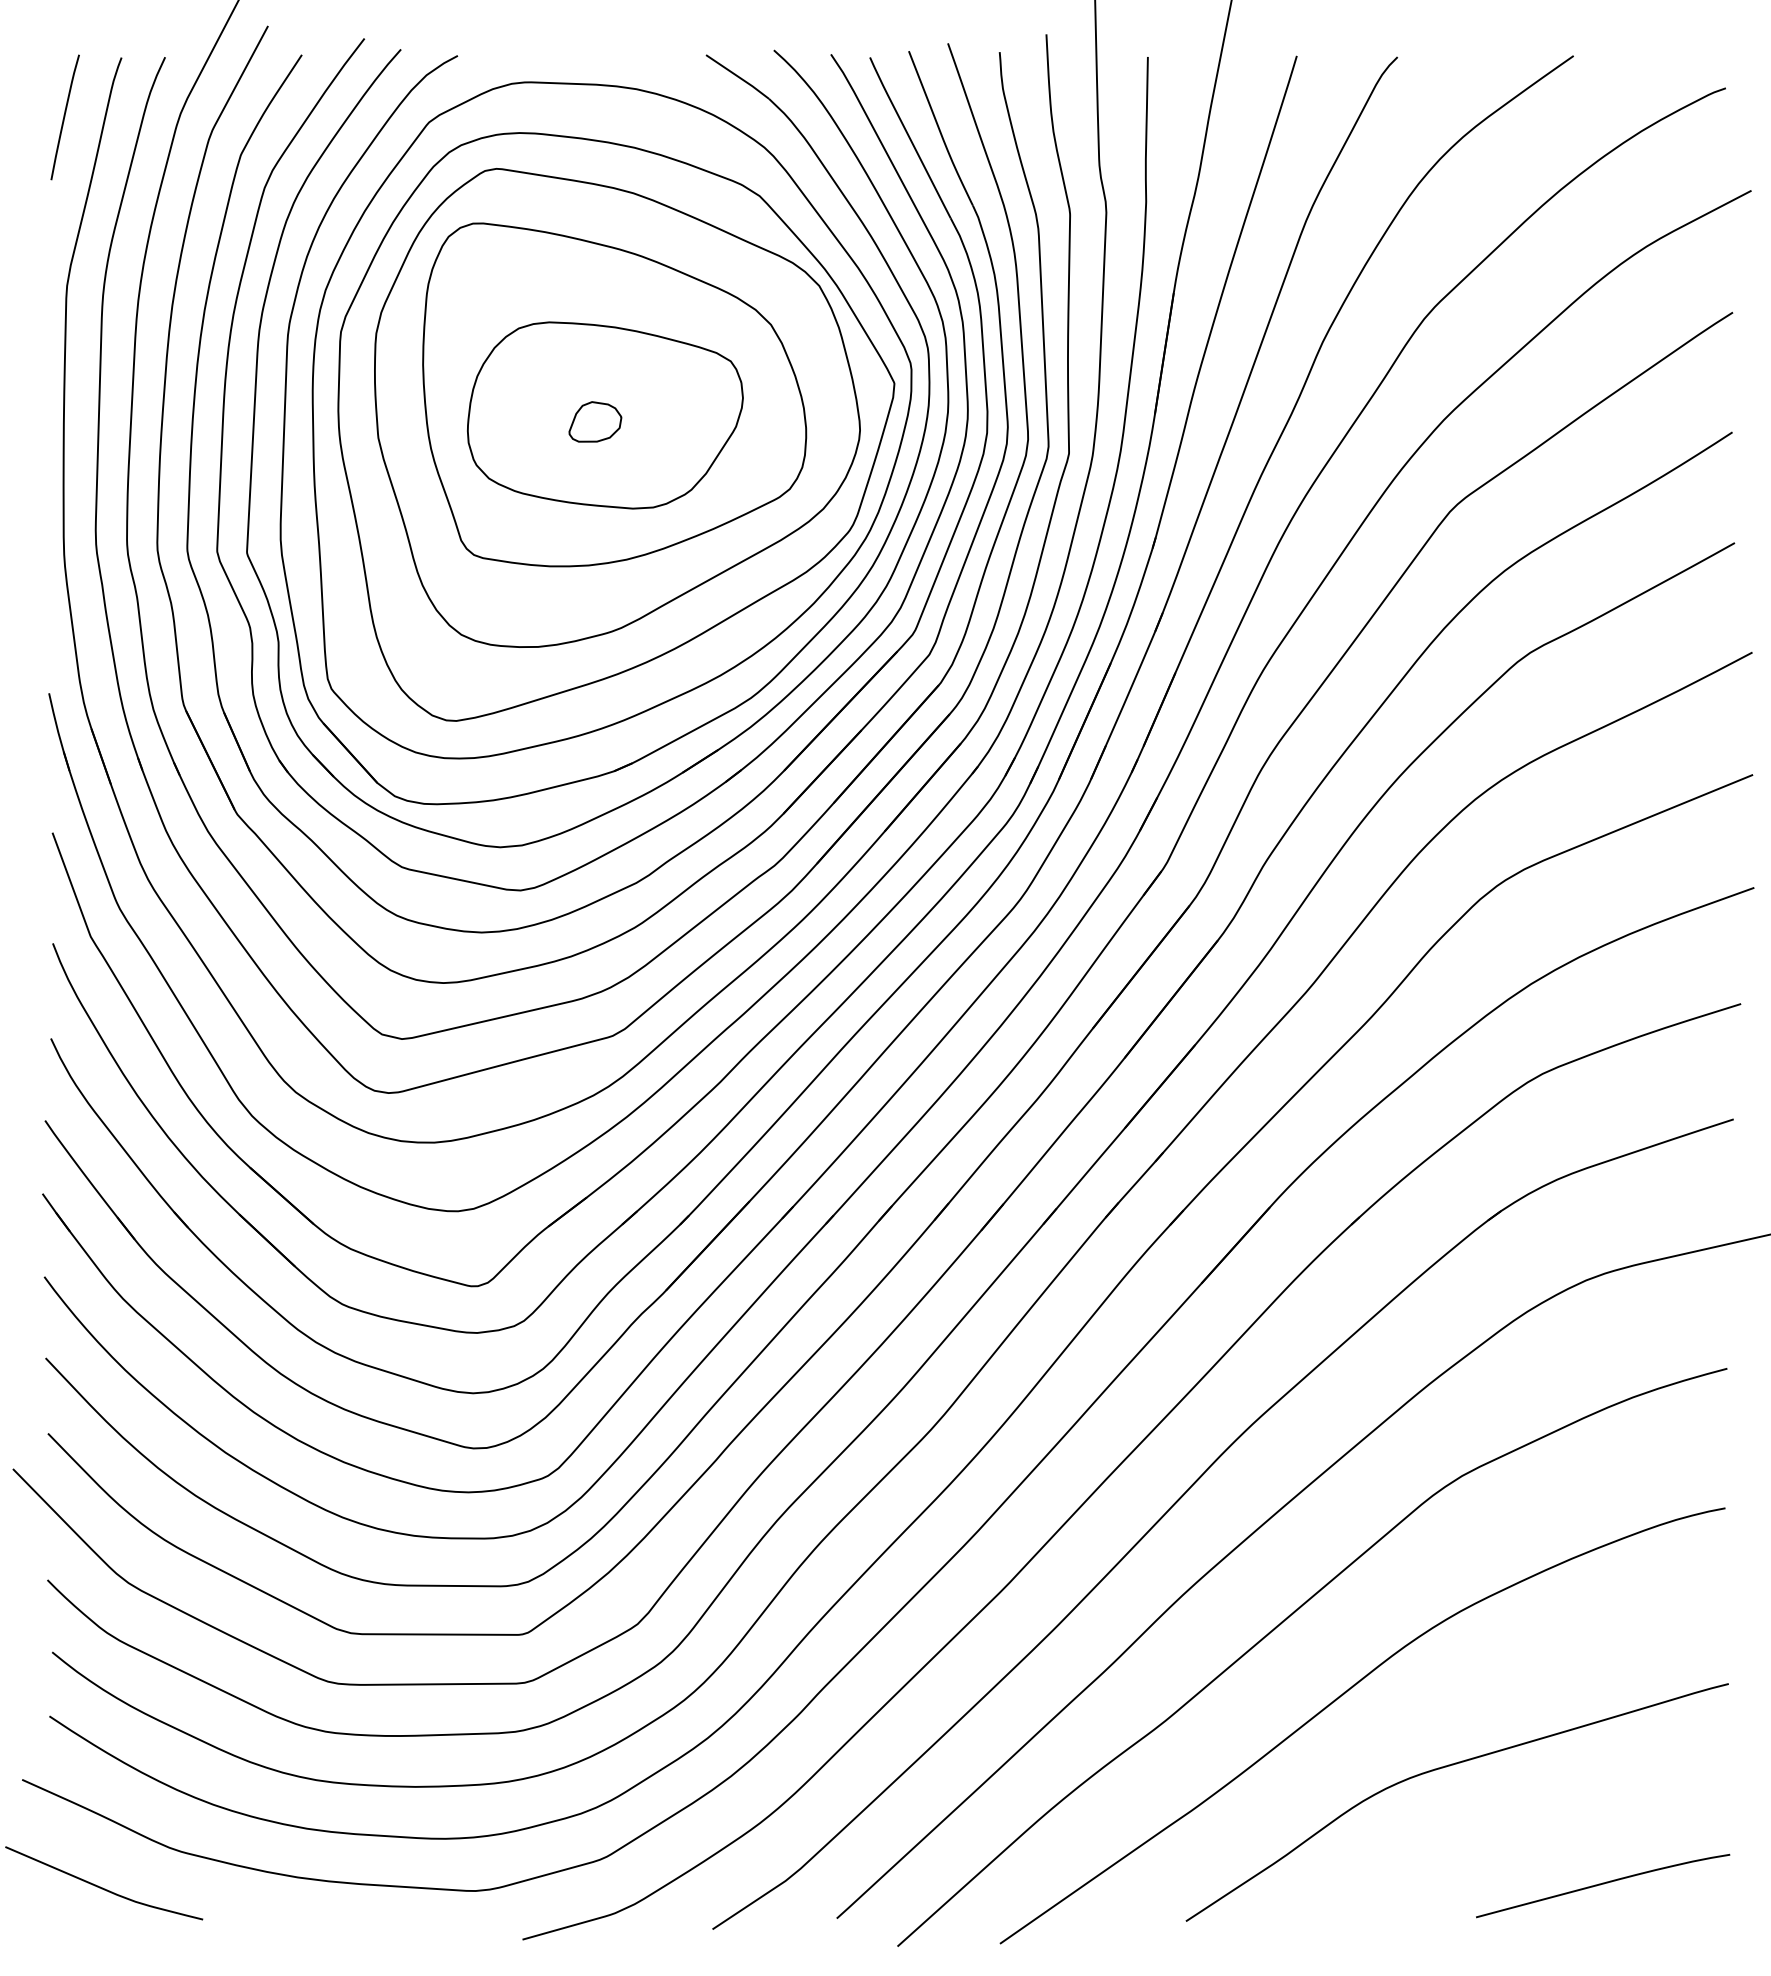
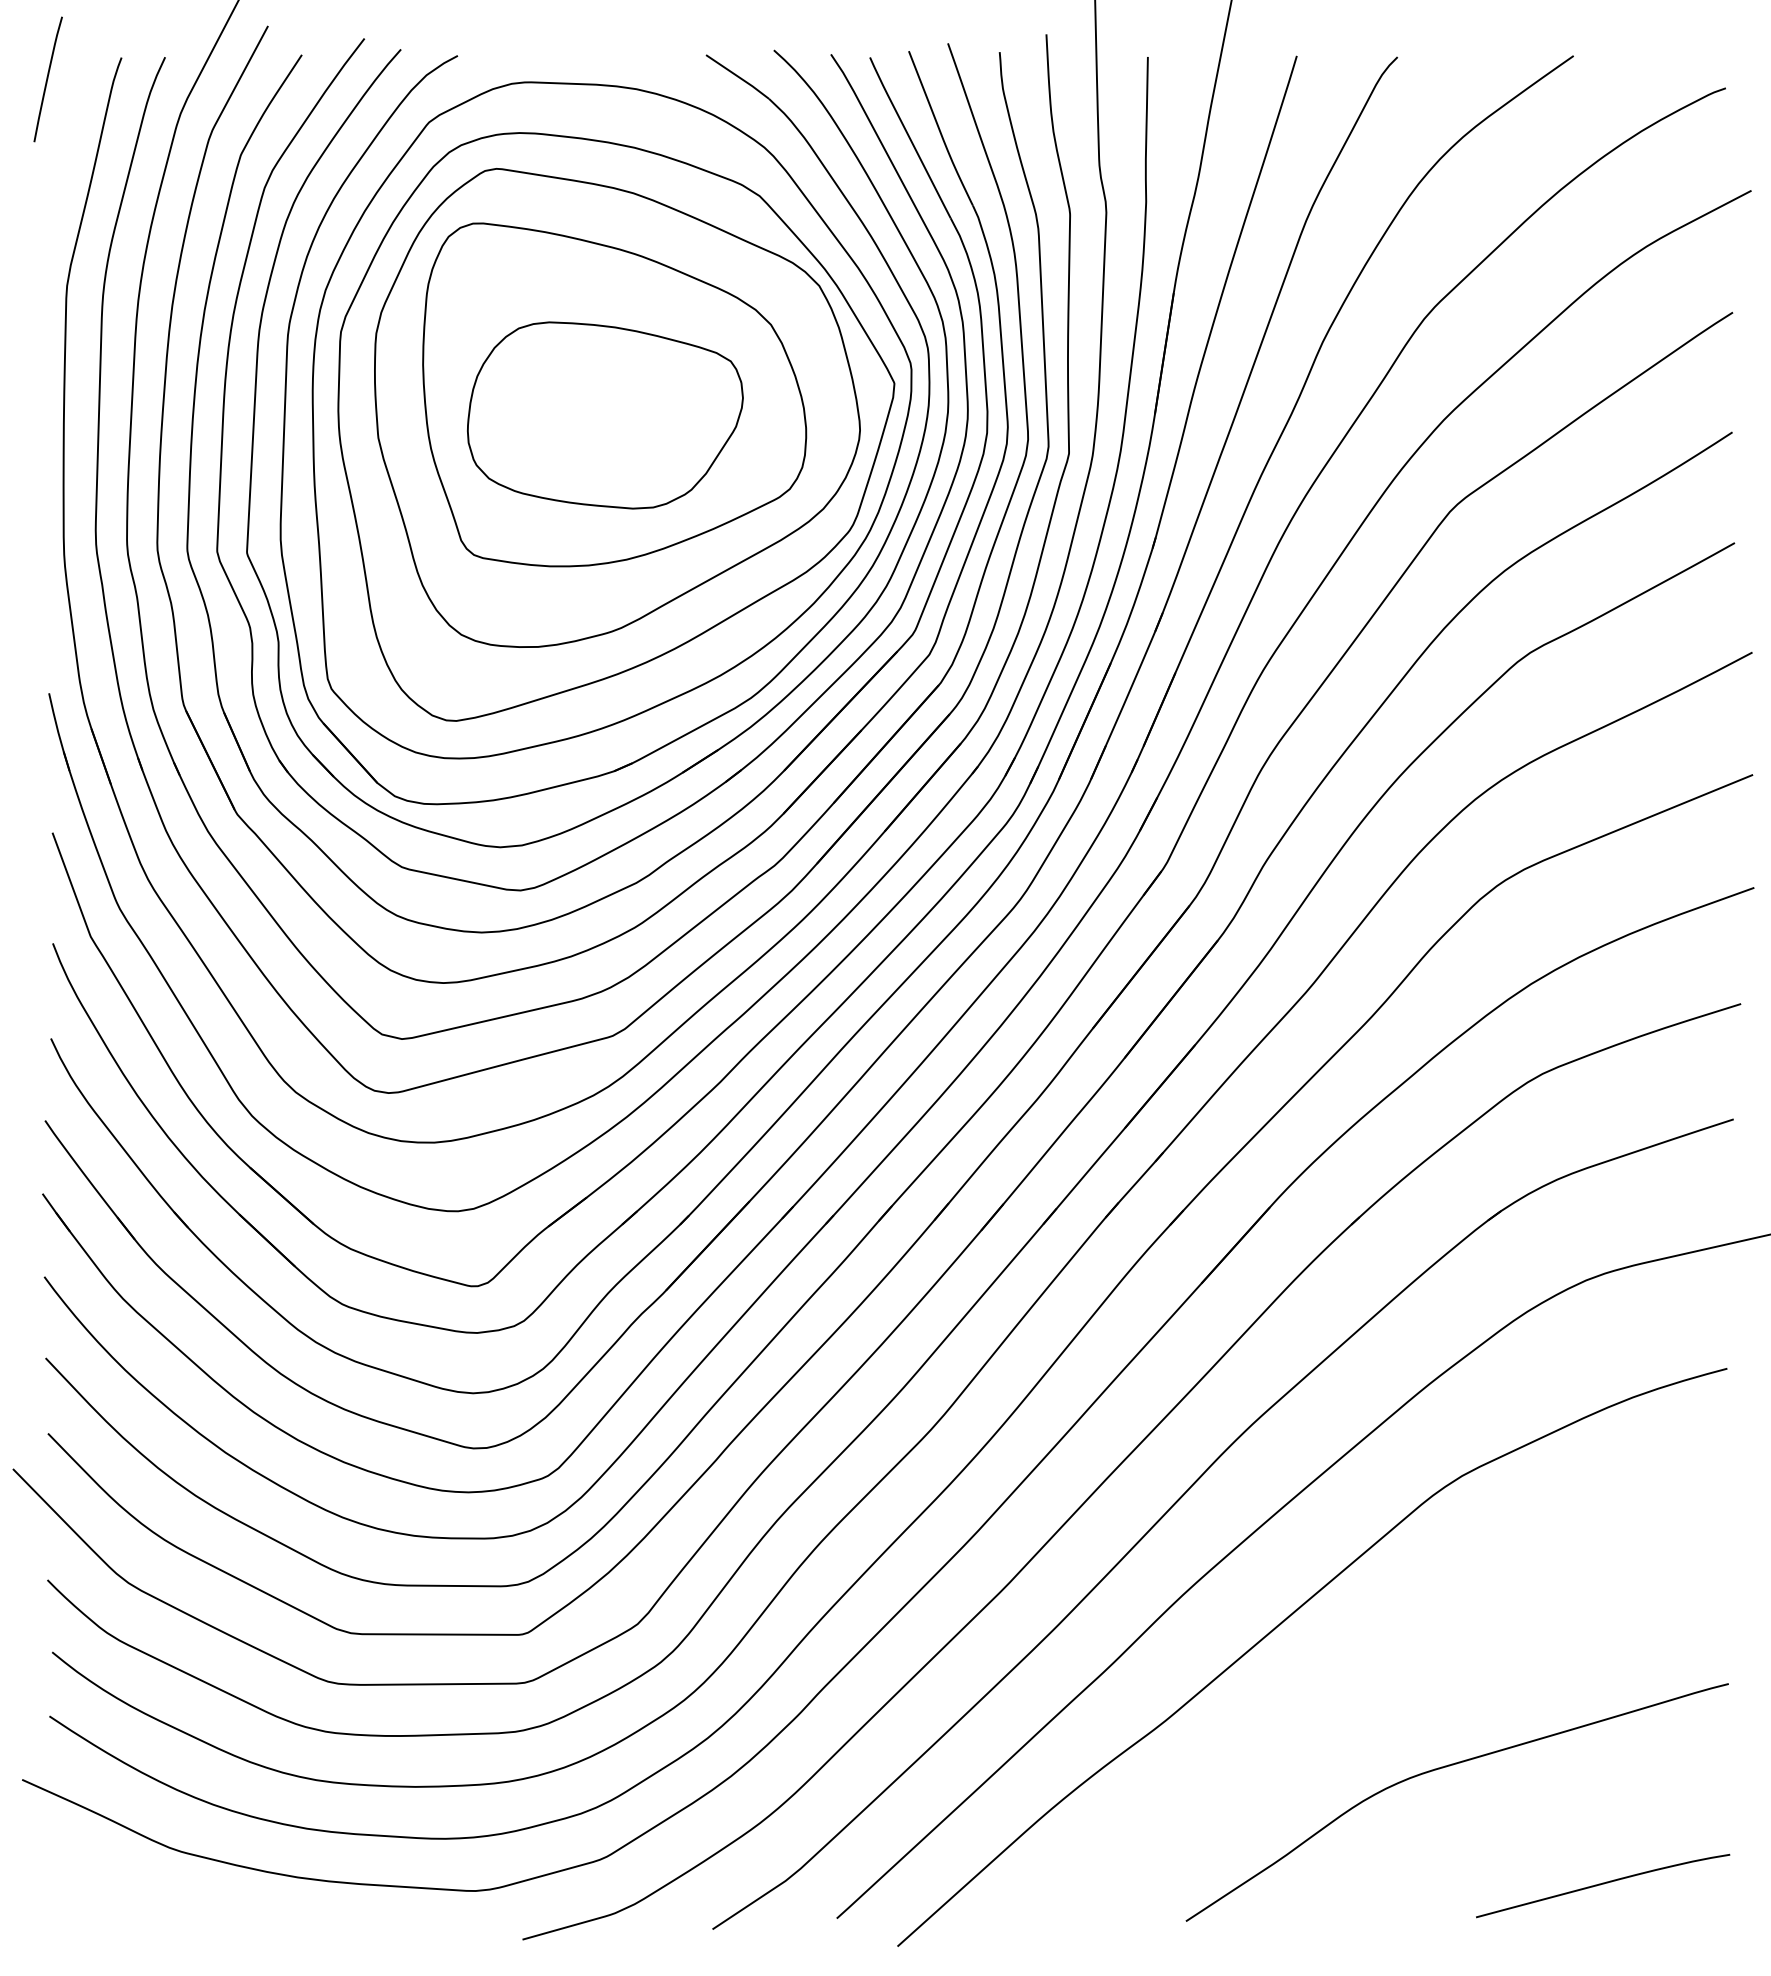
curve position: (64, 117) -> (47, 79) (47, 79)
part: present -> none (595, 421)
curve: present -> none (1339, 1698)
curve: present -> none (102, 1887)
